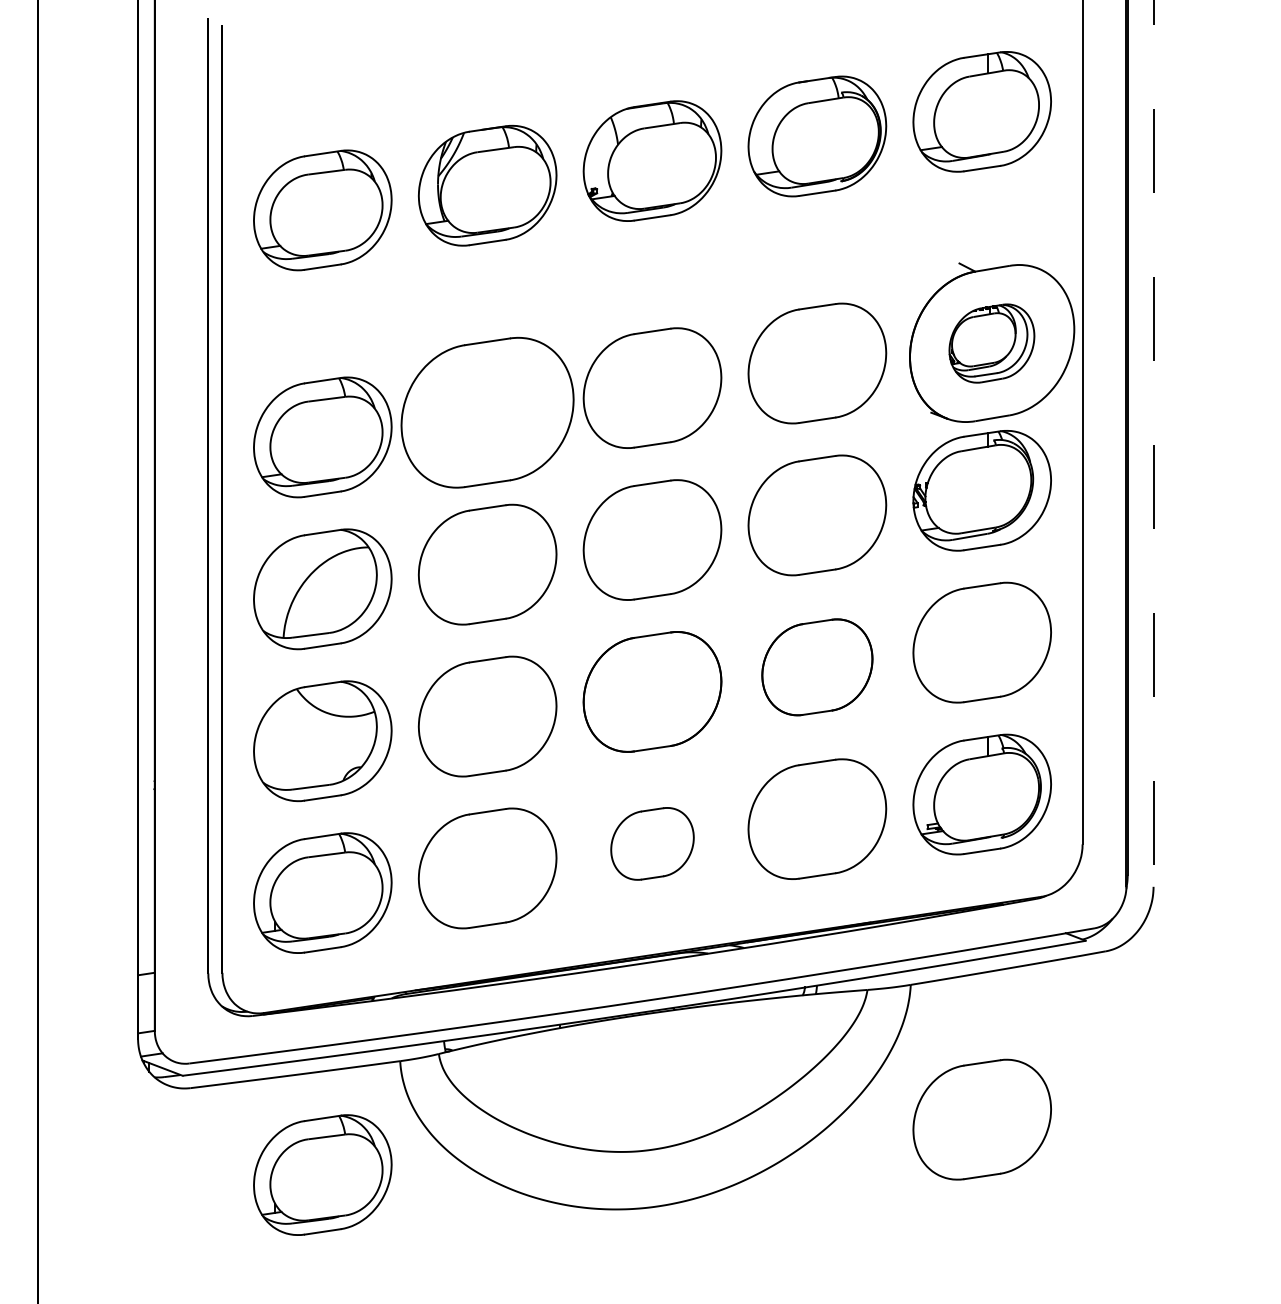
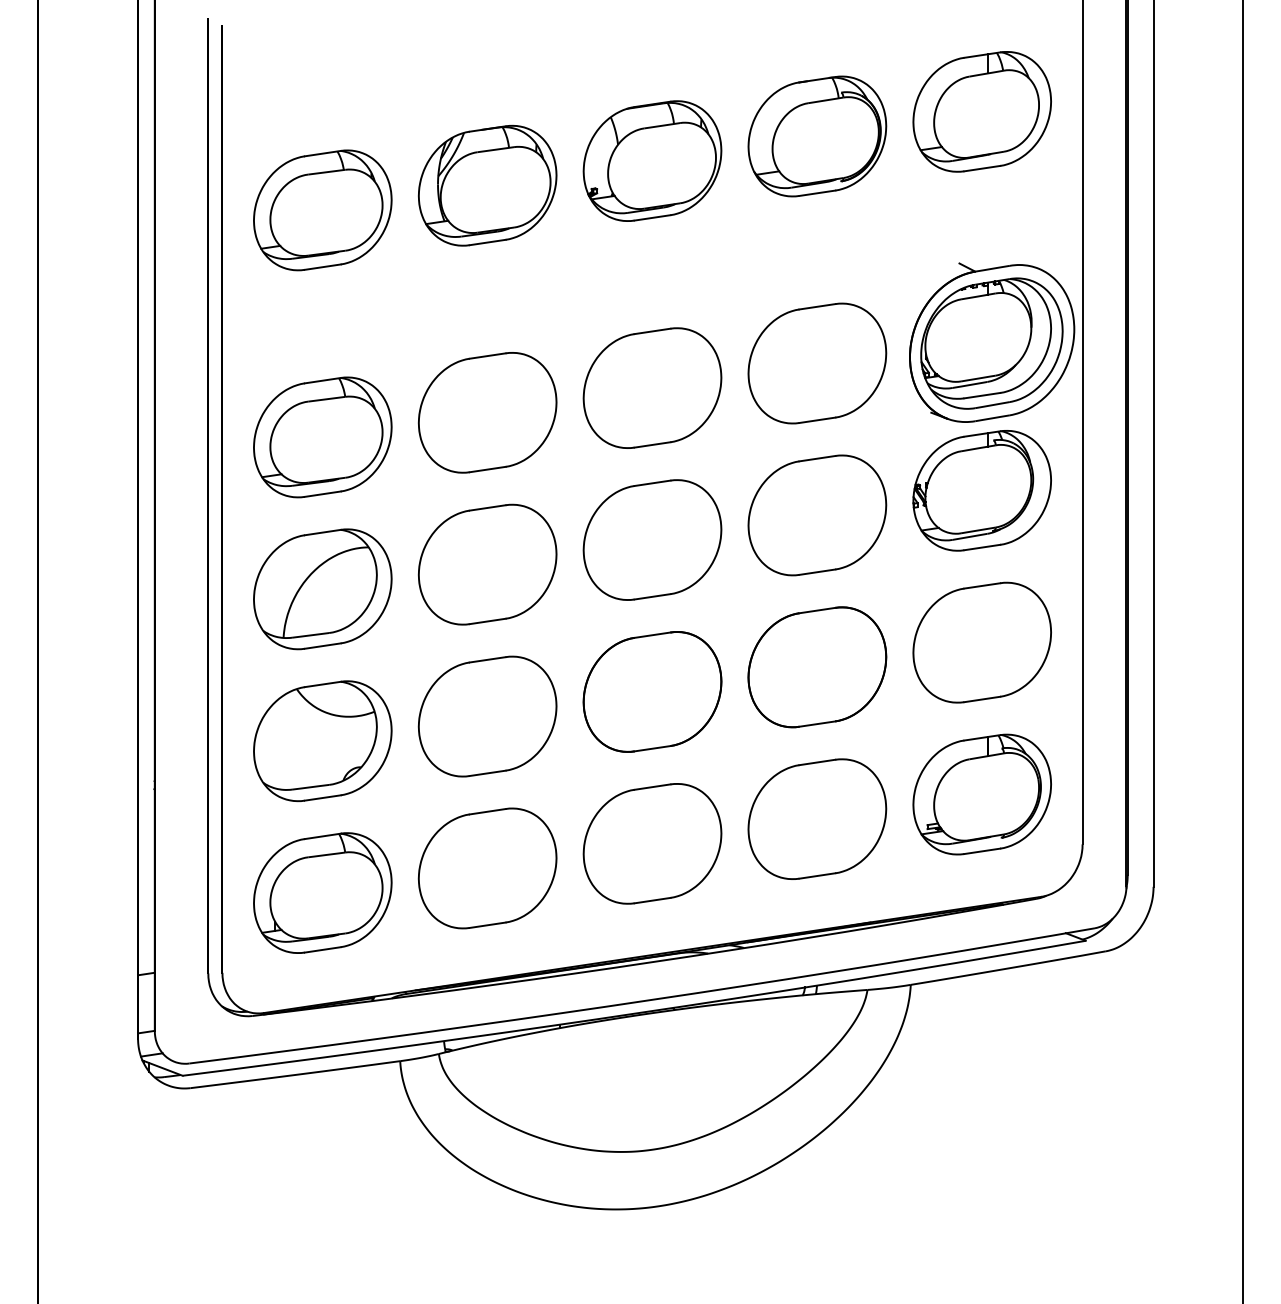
part size: 88x81 px -> 144x133 px (991, 343)
part size: 175x153 px -> 140x122 px (487, 412)
line: dashed -> solid (1153, 444)
line: none -> present (1242, 651)
part size: 113x99 px -> 141x123 px (817, 667)
part size: 85x74 px -> 141x122 px (652, 843)
part: present -> none (981, 1119)
part: present -> none (322, 1174)
